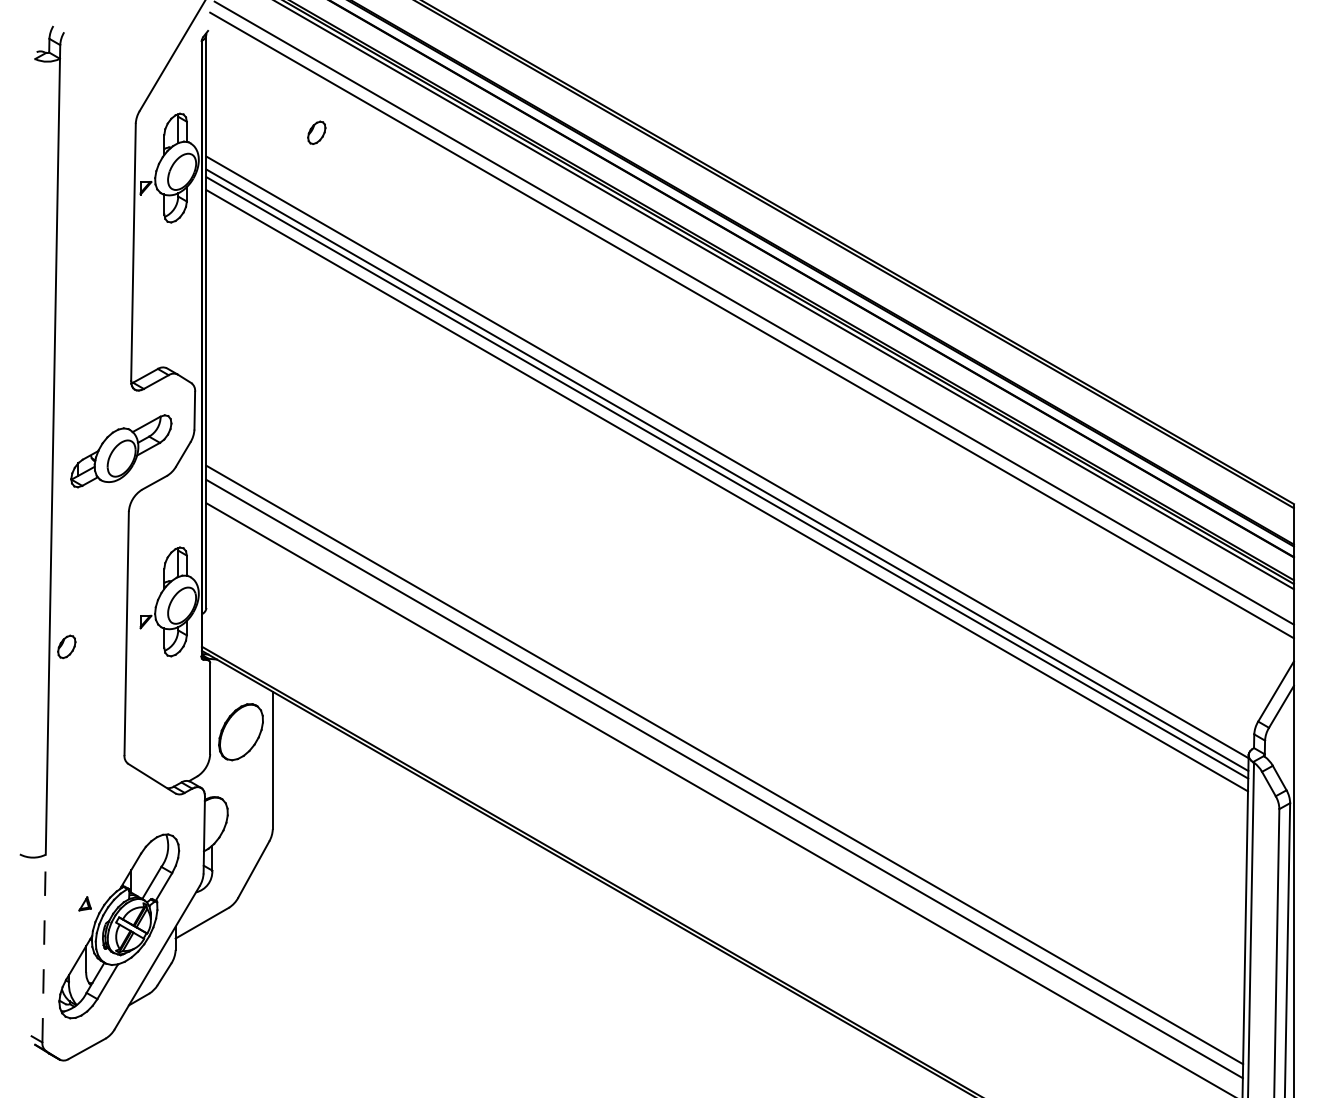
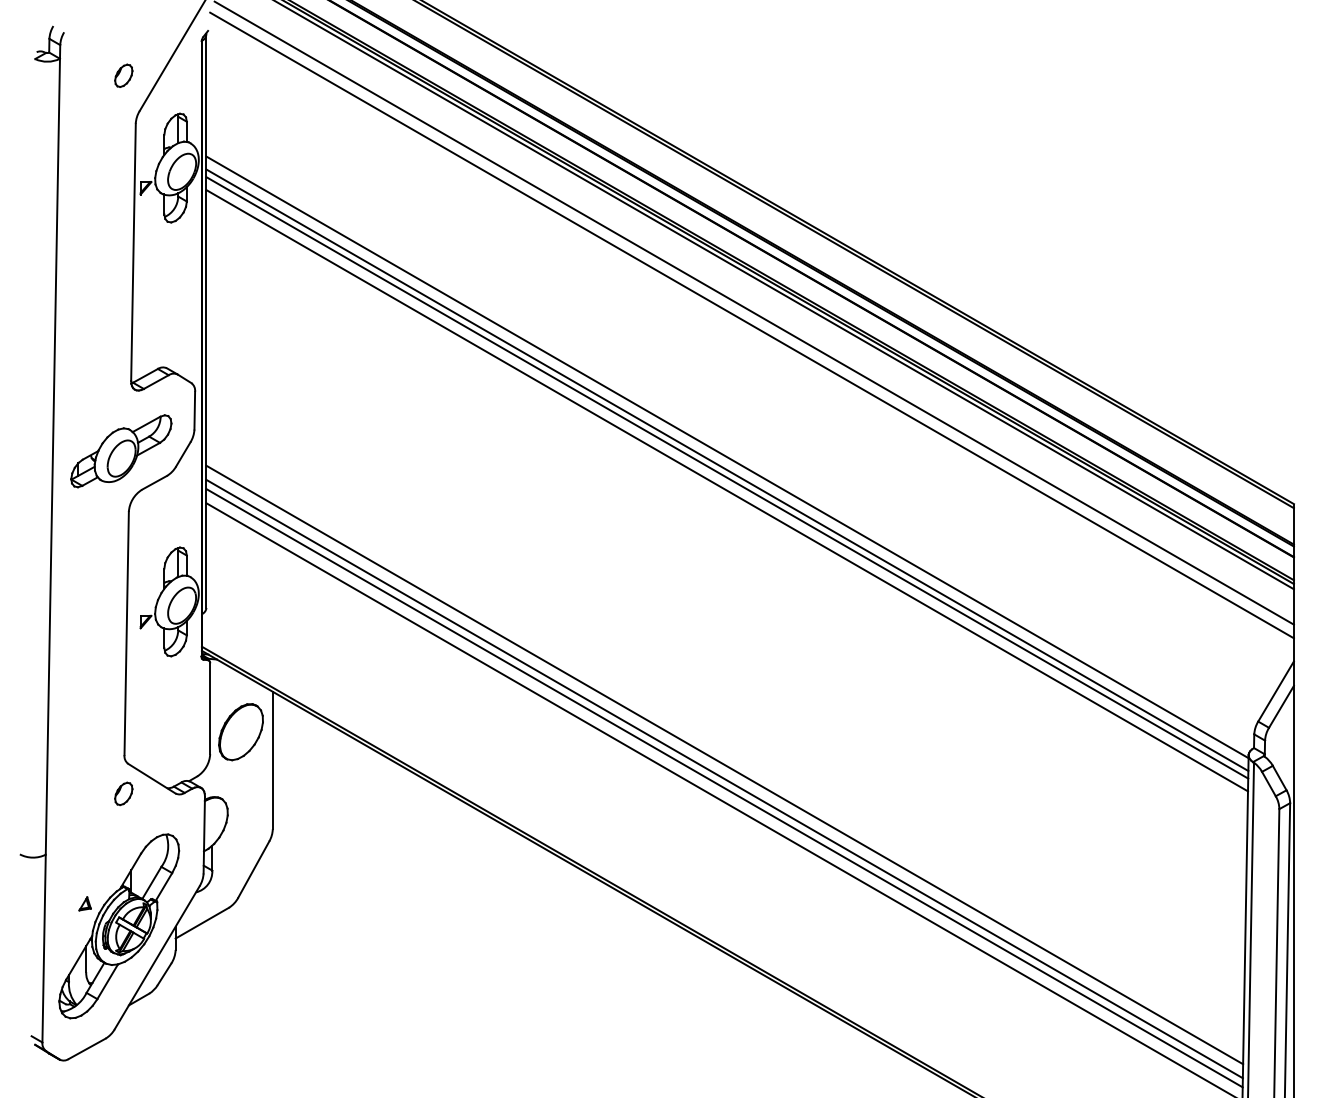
part position: (316, 132) -> (123, 75) (123, 75)
part position: (66, 646) -> (123, 793) (123, 793)
line: none -> present (724, 788)
line: dashed -> solid (44, 948)
